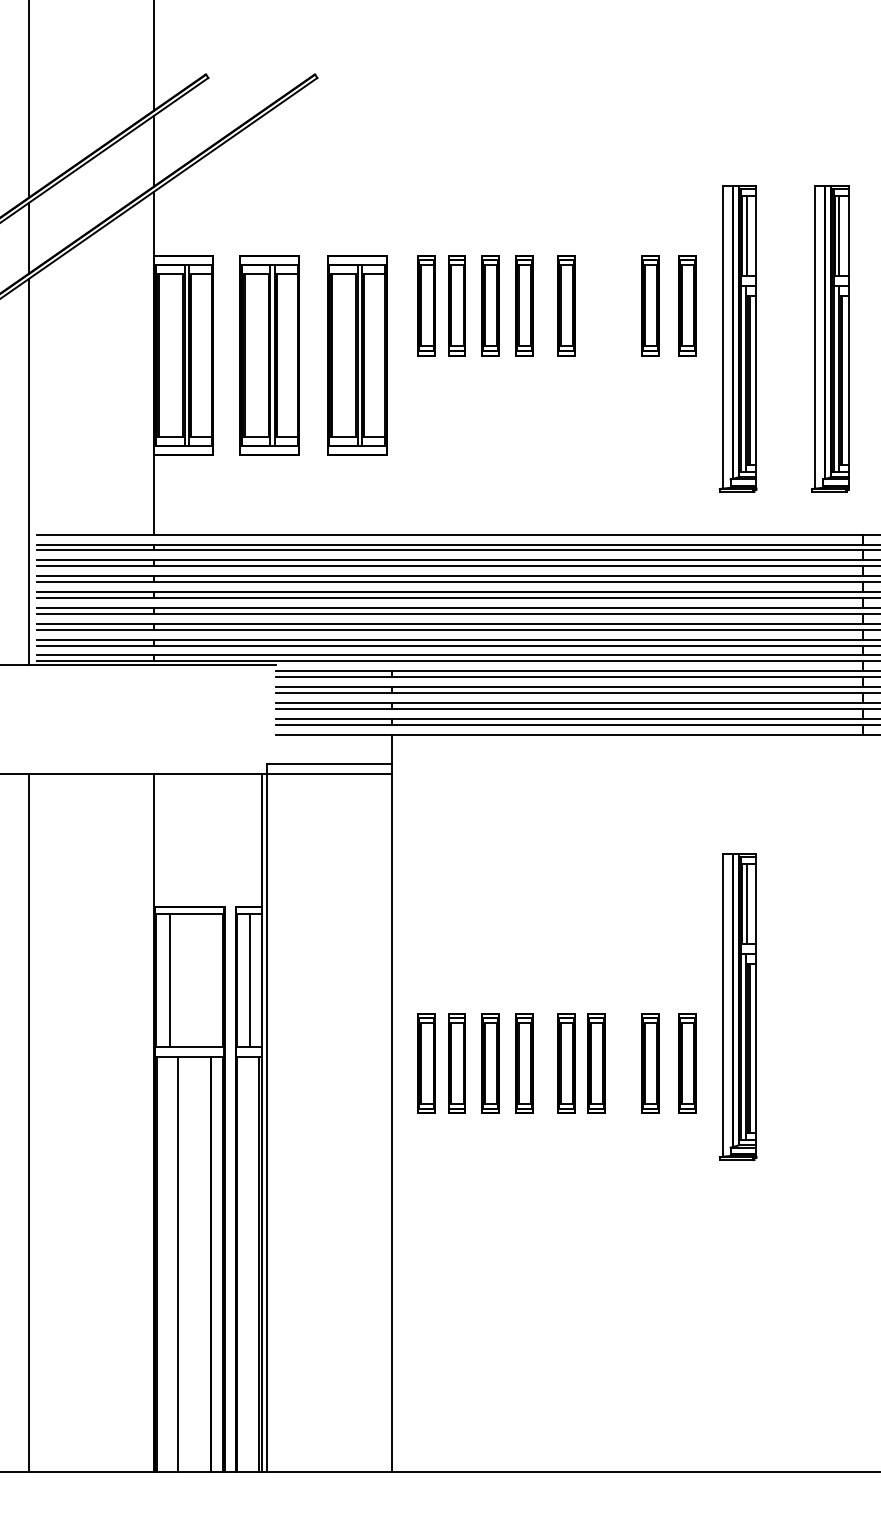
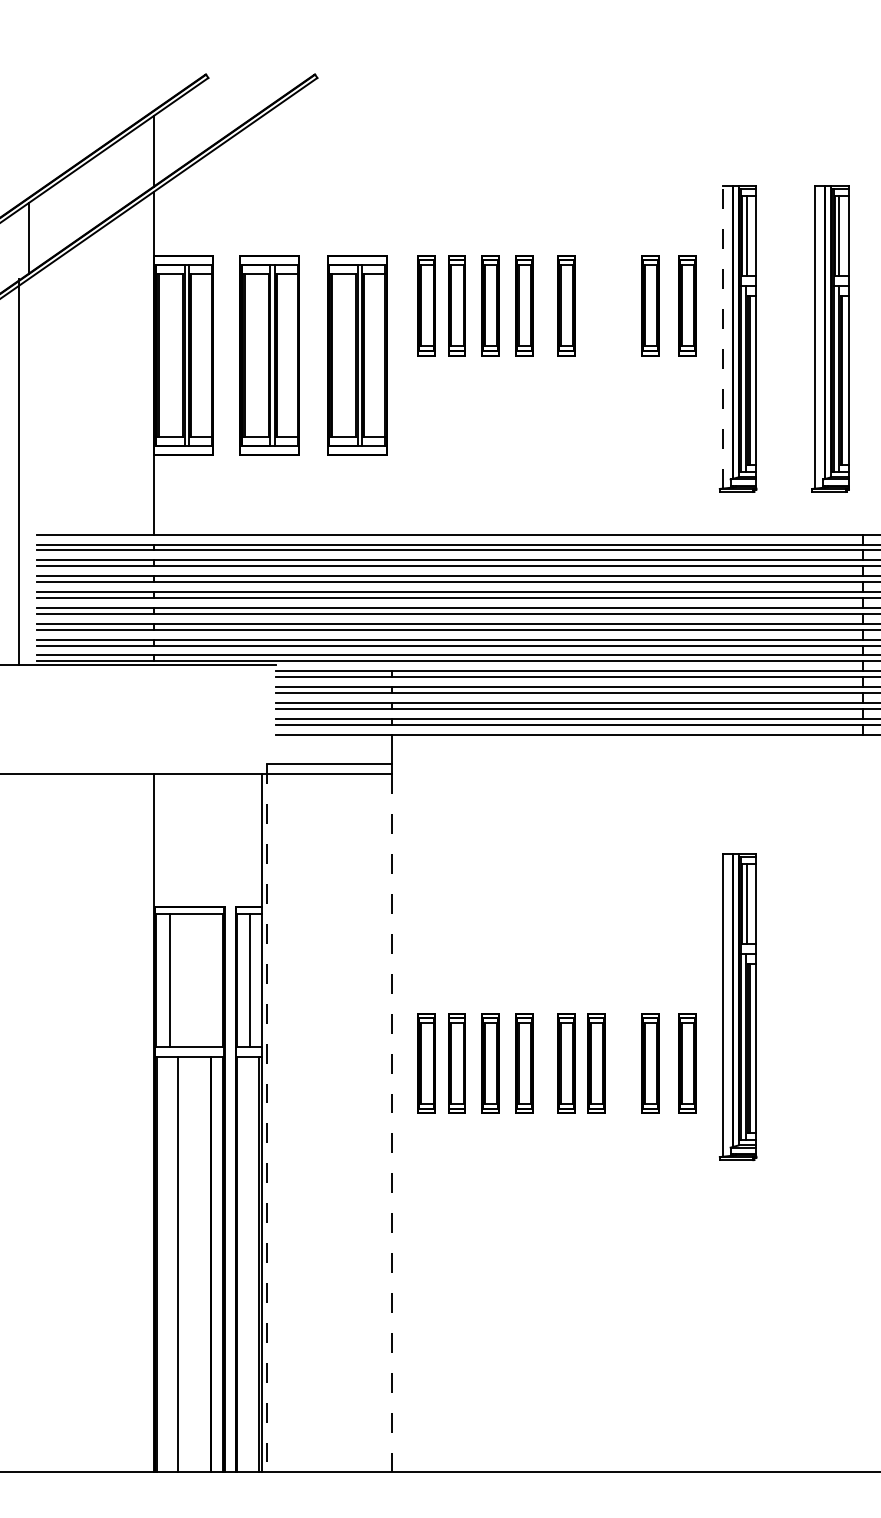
line: present -> none (153, 56)
line: present -> none (28, 99)
line: solid -> dashed (722, 336)
line position: (28, 471) -> (18, 471) (18, 471)
line: solid -> dashed (267, 1118)
line: solid -> dashed (392, 1122)
line: present -> none (28, 1123)
